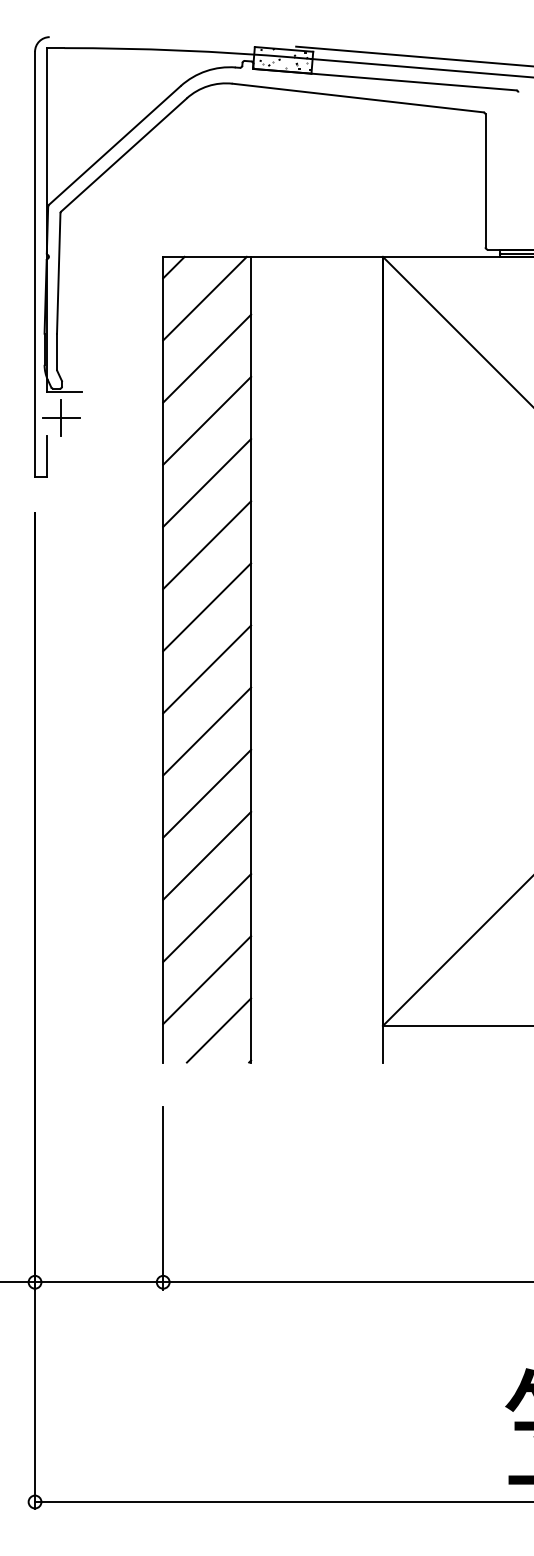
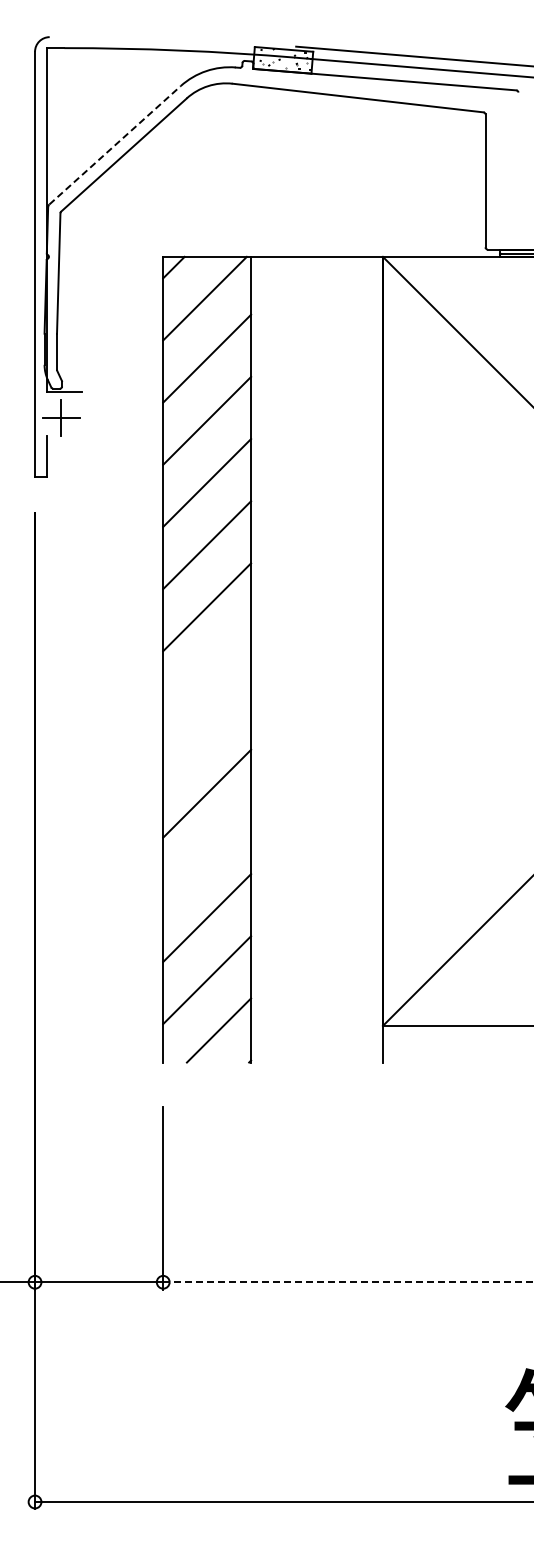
line: solid -> dashed (115, 145)
line: present -> none (207, 669)
line: present -> none (207, 731)
line: present -> none (207, 855)
line: solid -> dashed (348, 1282)
